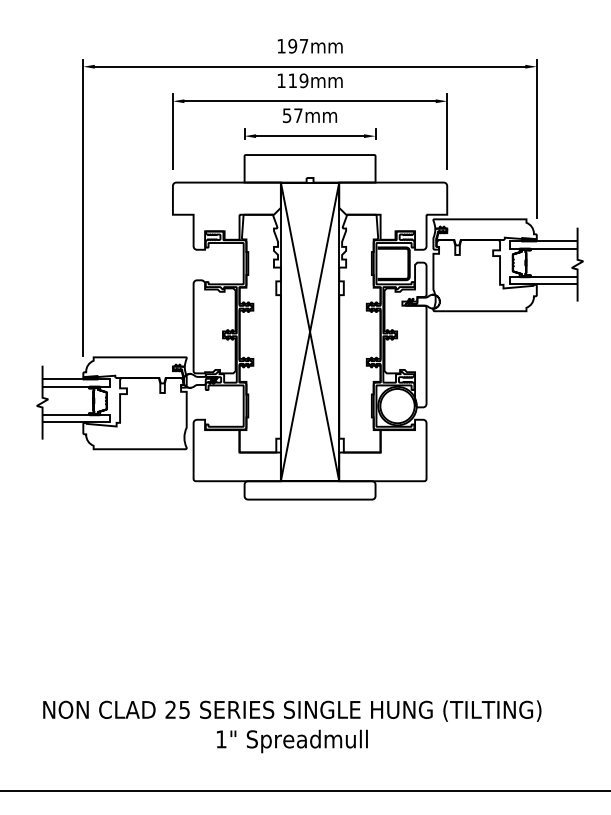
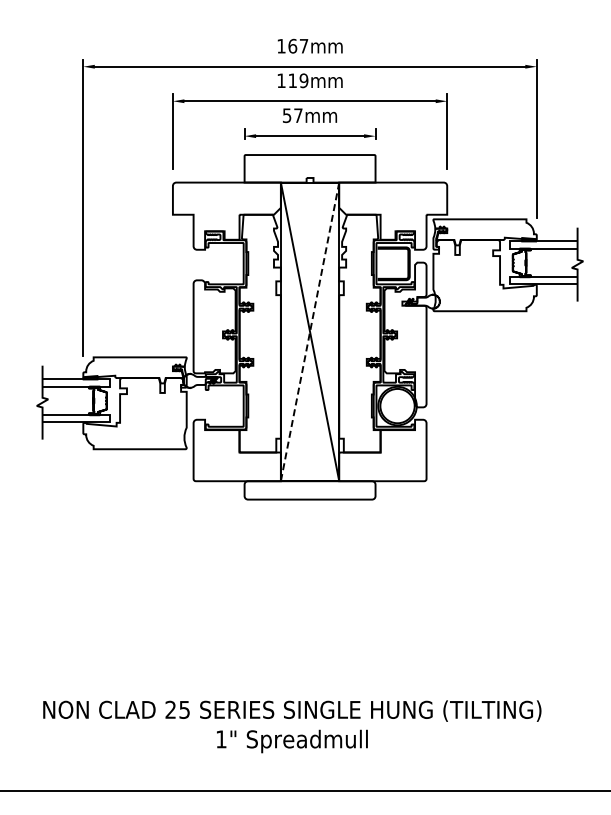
text: 197mm -> 167mm (292, 45)
line: solid -> dashed (309, 332)
